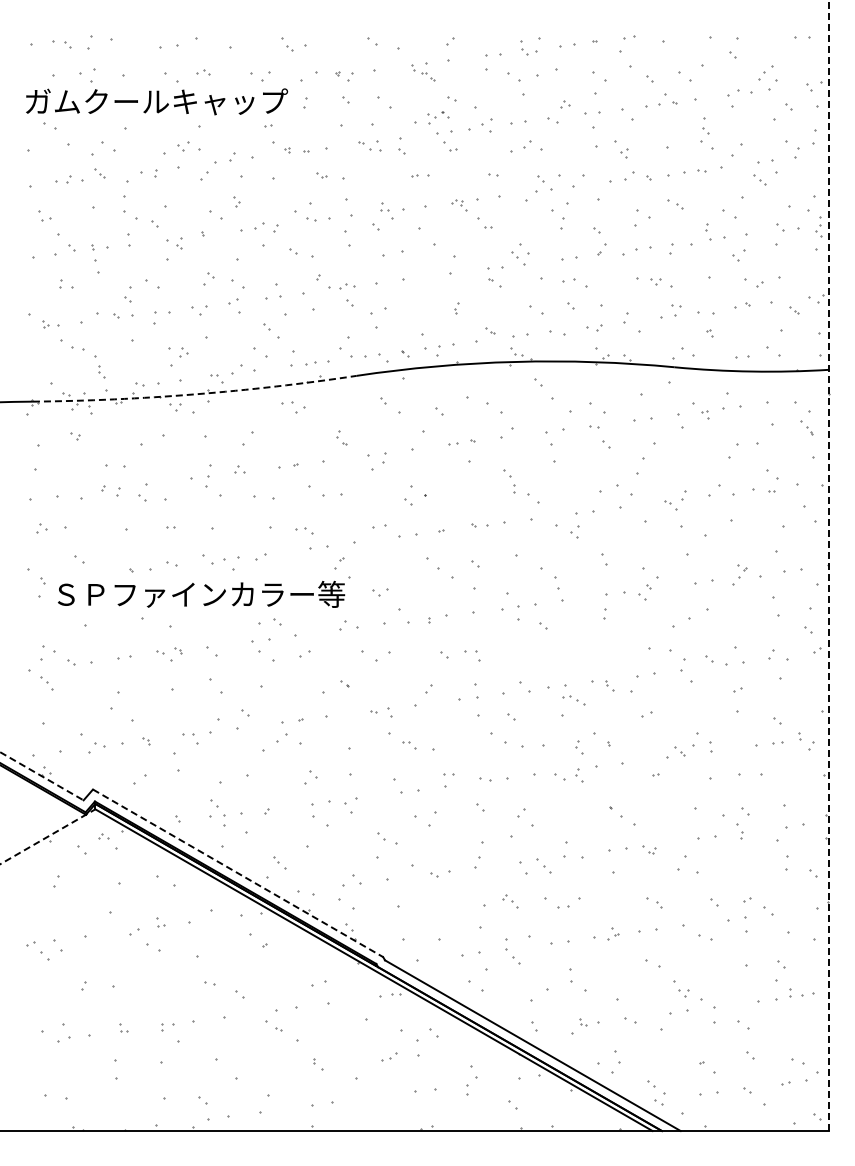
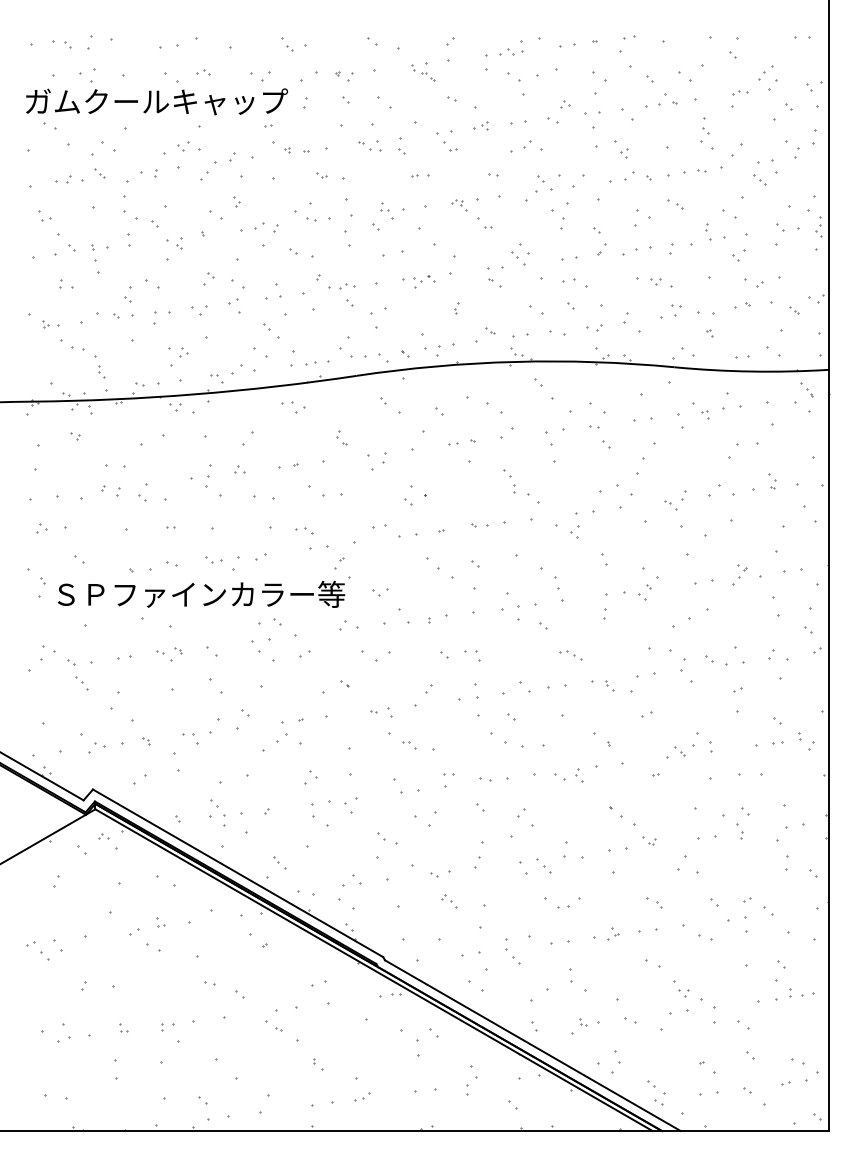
part position: (529, 51) -> (515, 51) (515, 51)
part size: 26x8 px -> 17x6 px (740, 92)
part position: (438, 117) -> (424, 281) (424, 281)
part size: 25x15 px -> 16x10 px (480, 125)
arc: dashed -> solid (195, 394)
part position: (806, 427) -> (806, 389) (806, 389)
part size: 13x24 px -> 9x17 px (772, 481)
part size: 24x11 px -> 18x8 px (213, 559)
line: dashed -> solid (829, 565)
part position: (46, 683) -> (81, 683) (81, 683)
part position: (573, 700) -> (570, 655) (570, 655)
part: present -> none (579, 747)
line: dashed -> solid (42, 776)
line: dashed -> solid (47, 836)
part position: (649, 849) -> (649, 840) (649, 840)
line: dashed -> solid (238, 873)
part position: (510, 901) -> (449, 901) (449, 901)
part position: (389, 1056) -> (362, 1096) (362, 1096)
